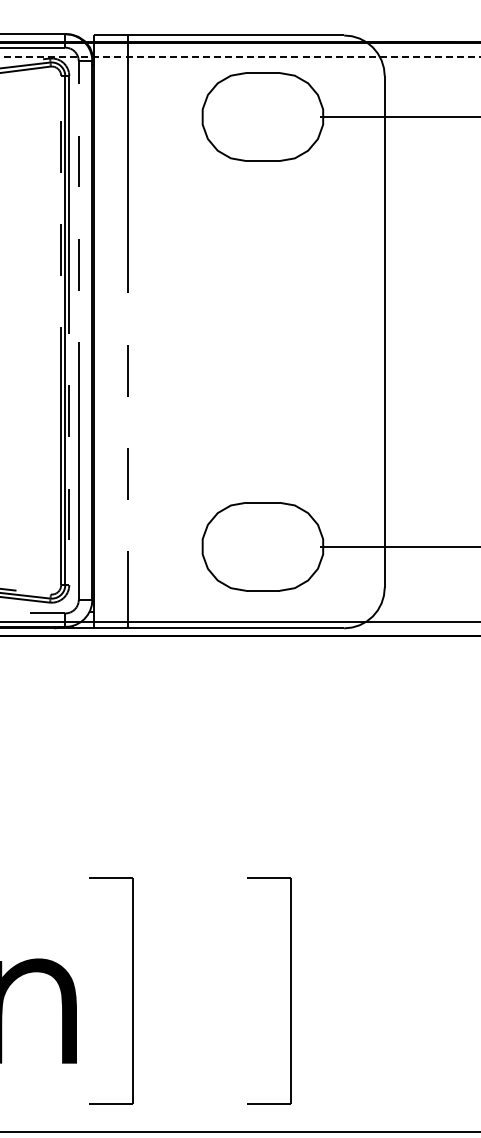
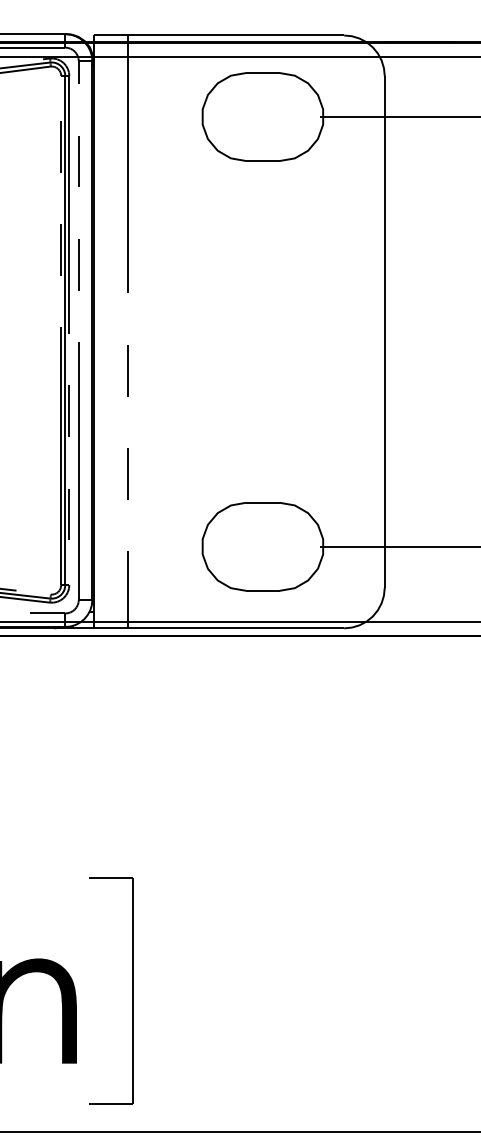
line: dashed -> solid (240, 56)
part: present -> none (290, 990)
